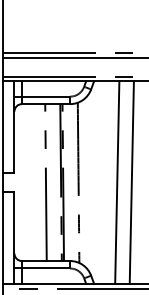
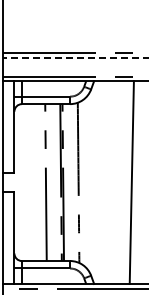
line: solid -> dashed (75, 57)
line: present -> none (117, 182)
